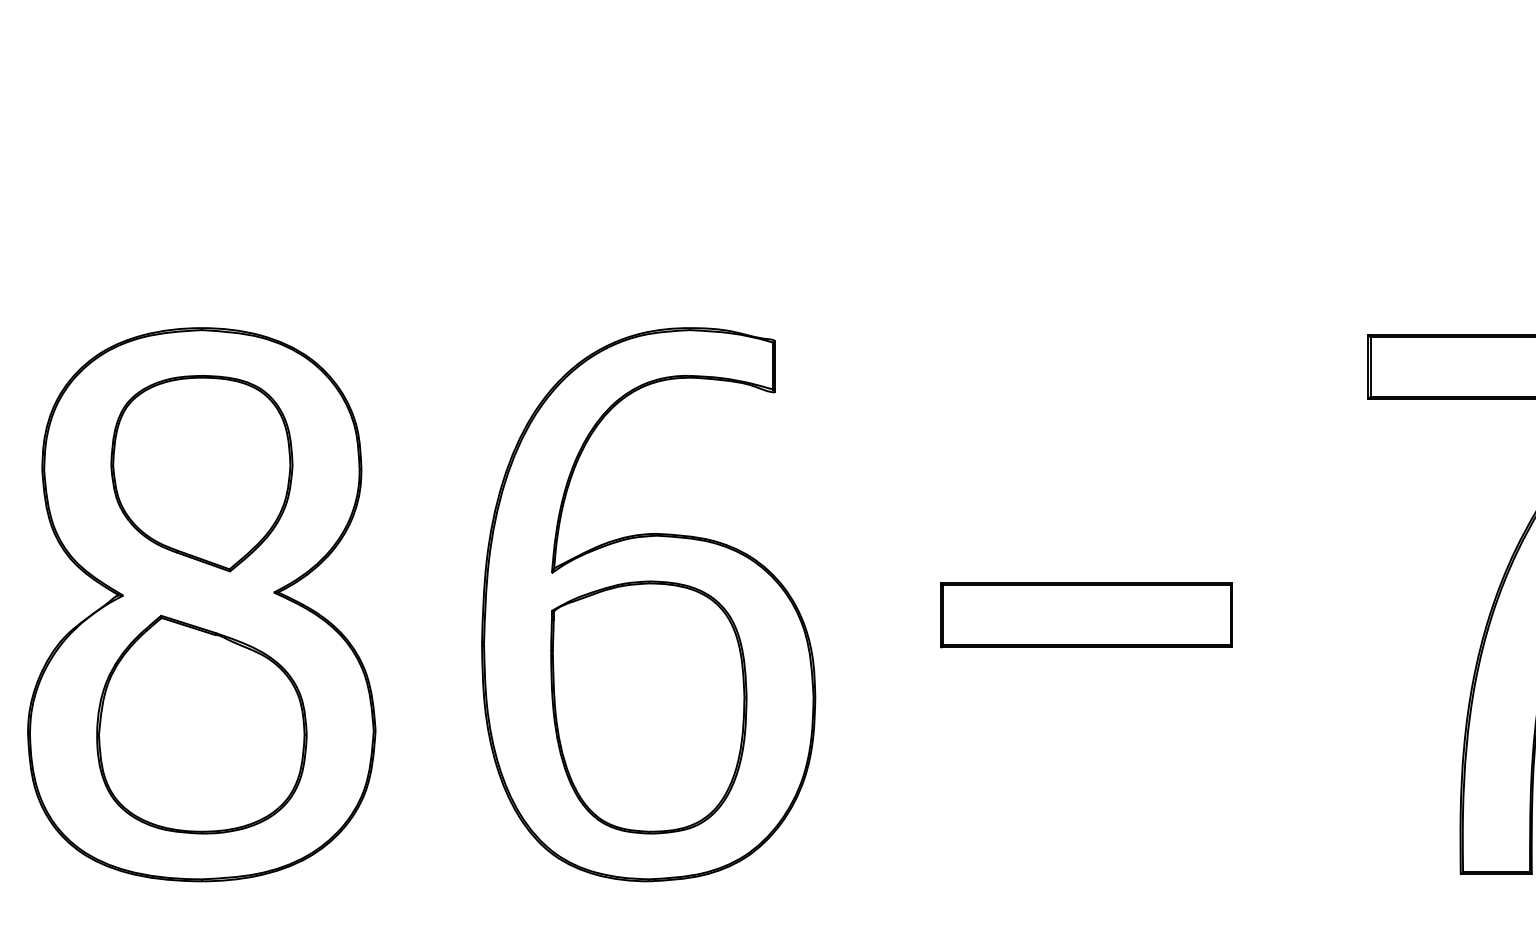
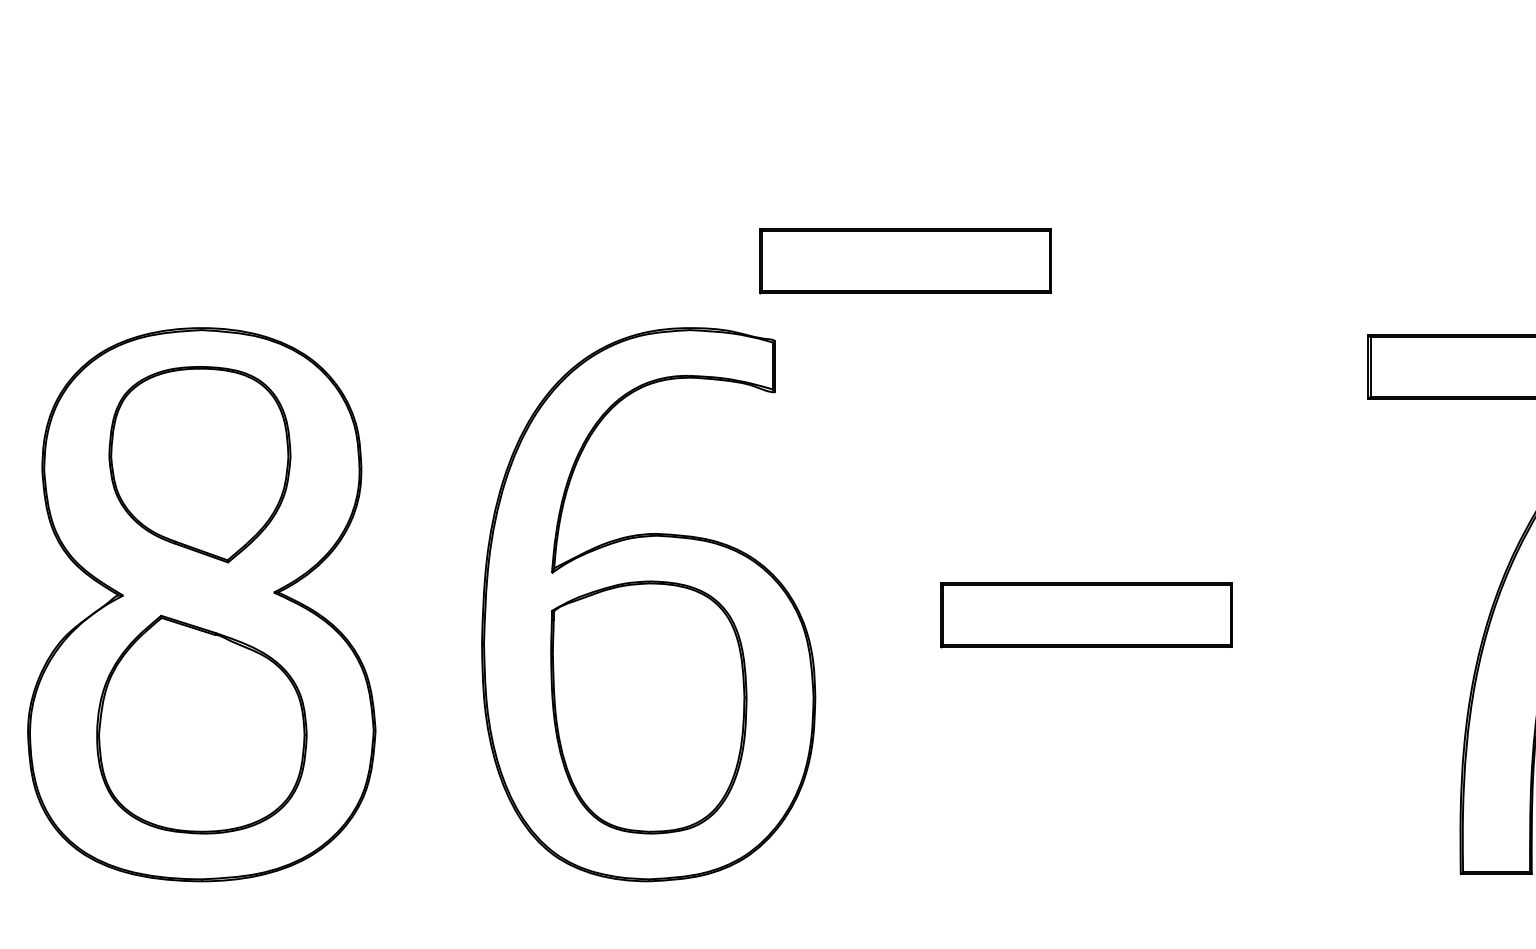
part: none -> present (905, 261)
part position: (201, 473) -> (199, 464) (199, 464)
